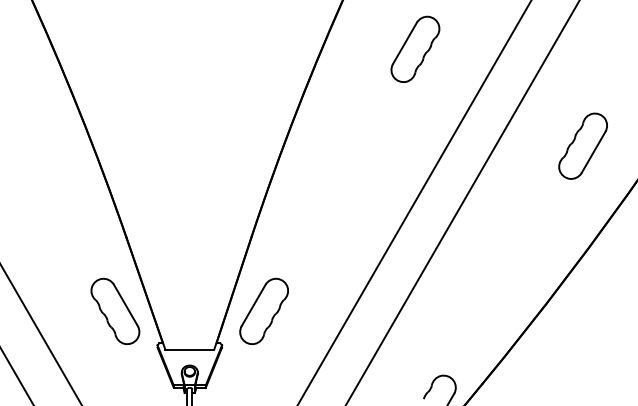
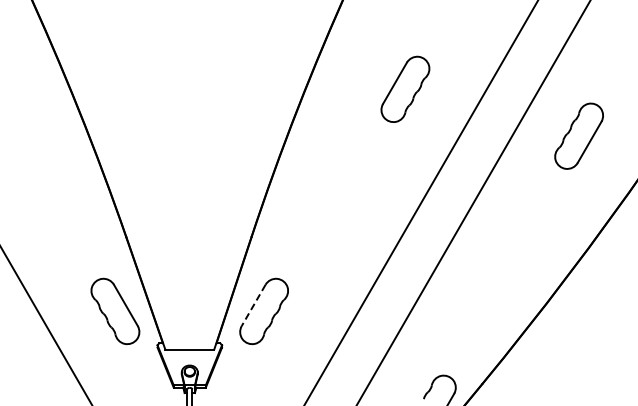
part position: (415, 48) -> (405, 88) (405, 88)
part position: (582, 145) -> (578, 135) (578, 135)
line position: (414, 202) -> (421, 202) (421, 202)
line position: (462, 202) -> (473, 202) (473, 202)
line: solid -> dashed (253, 305)
line position: (41, 334) -> (46, 325) (46, 325)
line: present -> none (17, 376)
